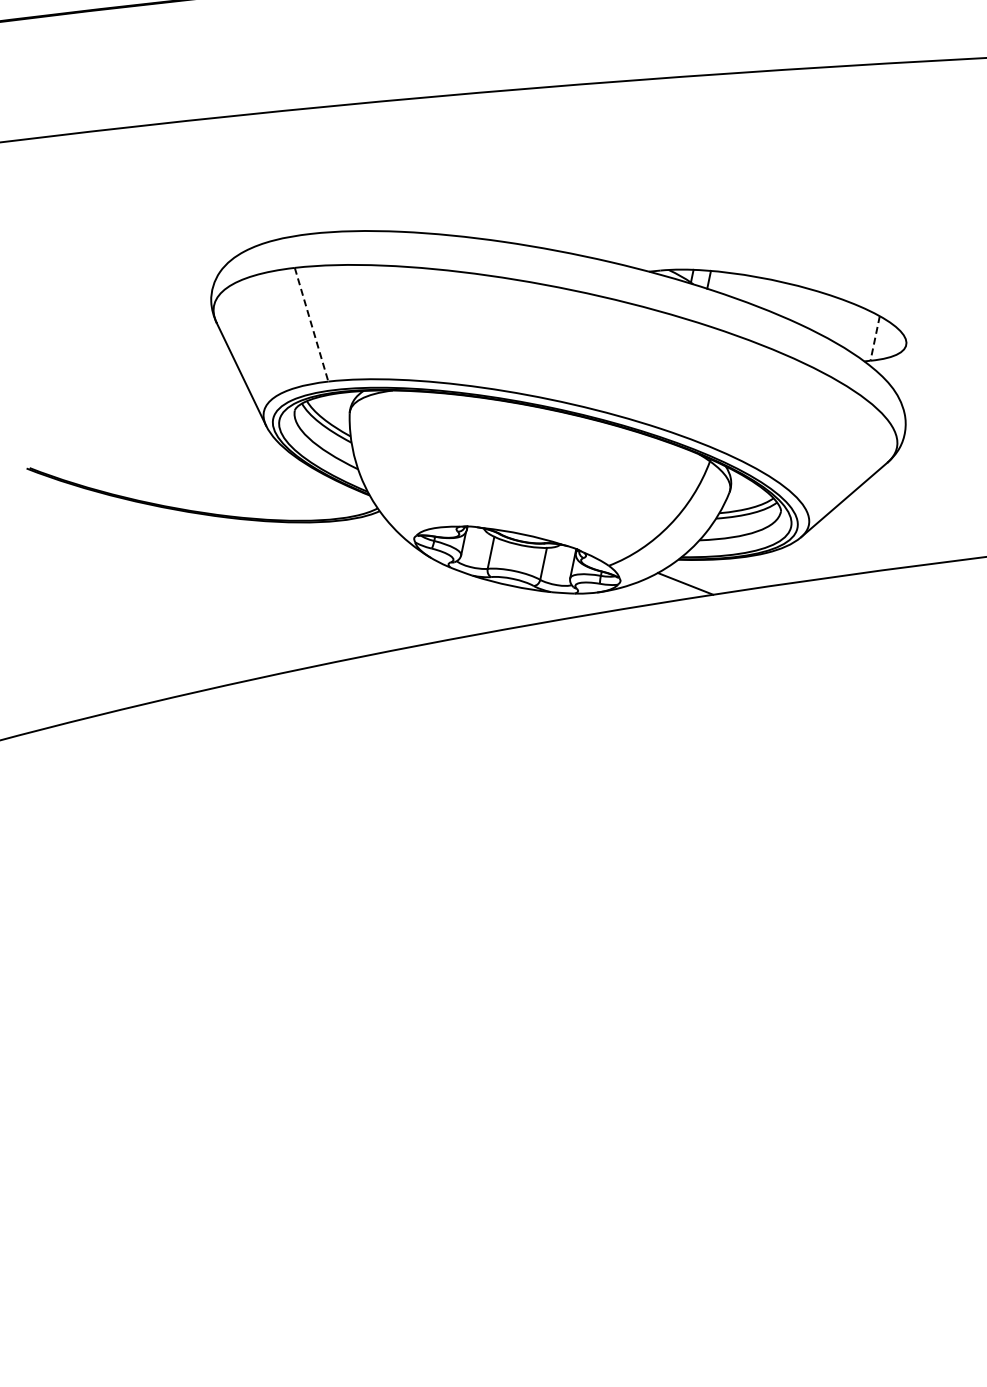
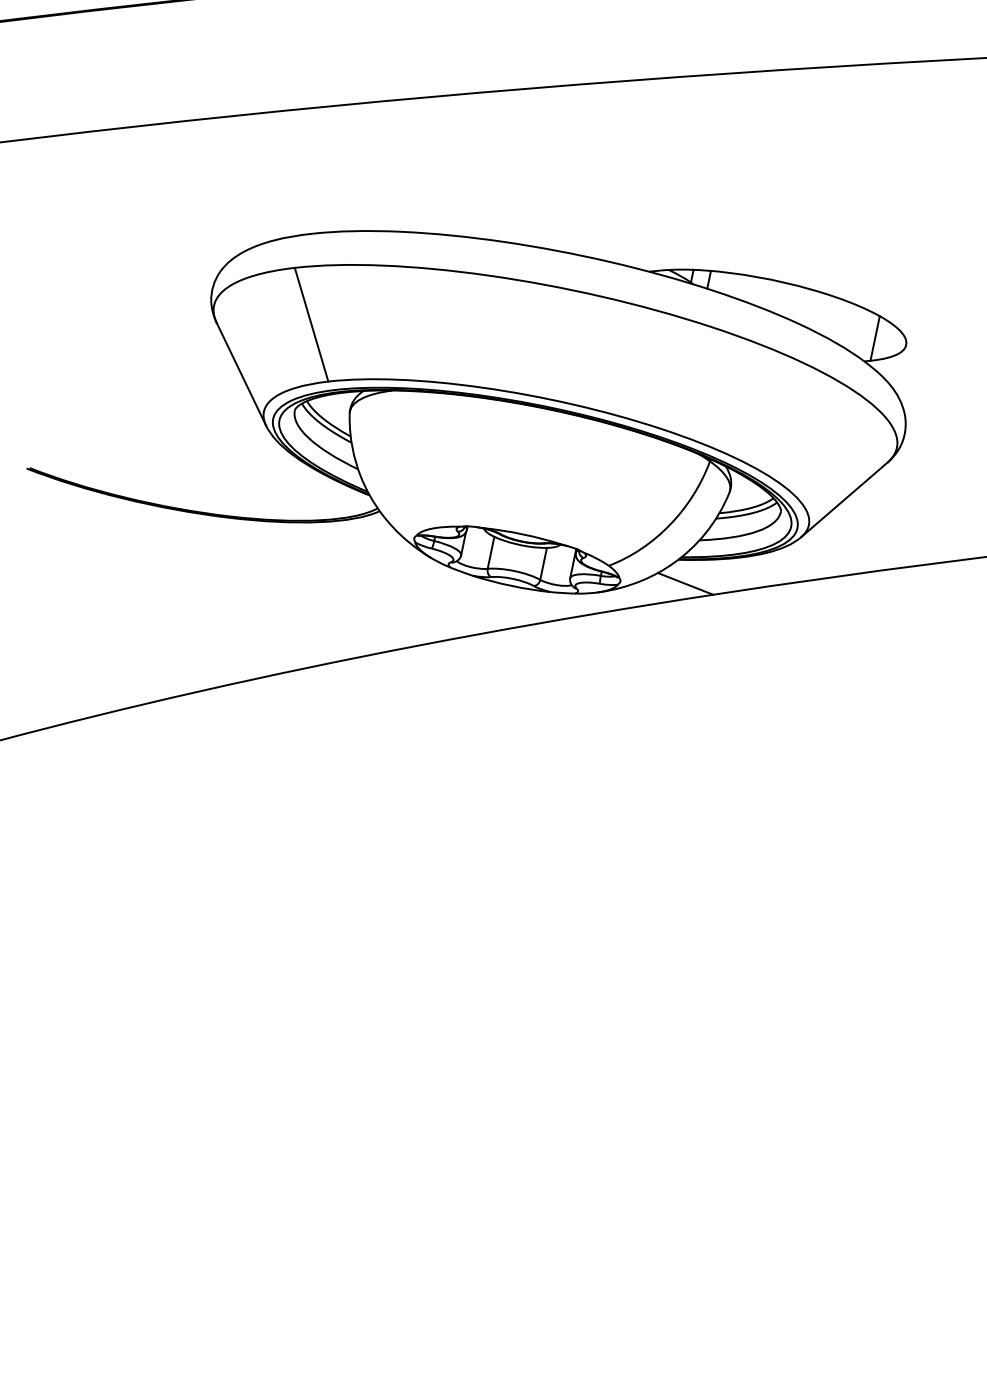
line: dashed -> solid (311, 325)
line: dashed -> solid (875, 338)
